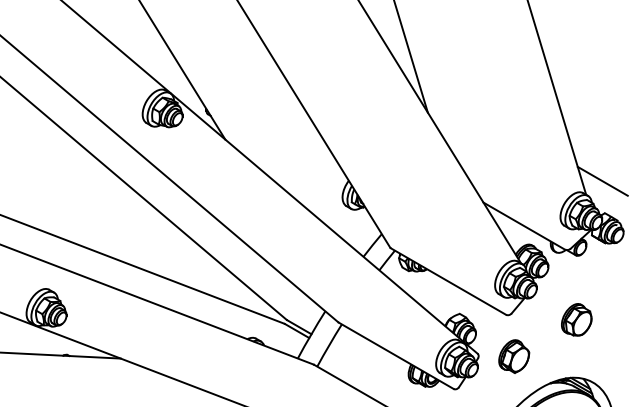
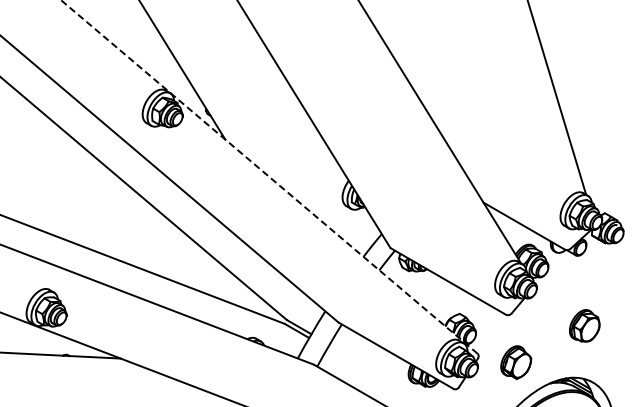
line: present -> none (410, 57)
line: solid -> dashed (269, 177)
line: present -> none (602, 180)
part position: (576, 319) -> (584, 325) (584, 325)
part position: (514, 356) -> (516, 362) (516, 362)
